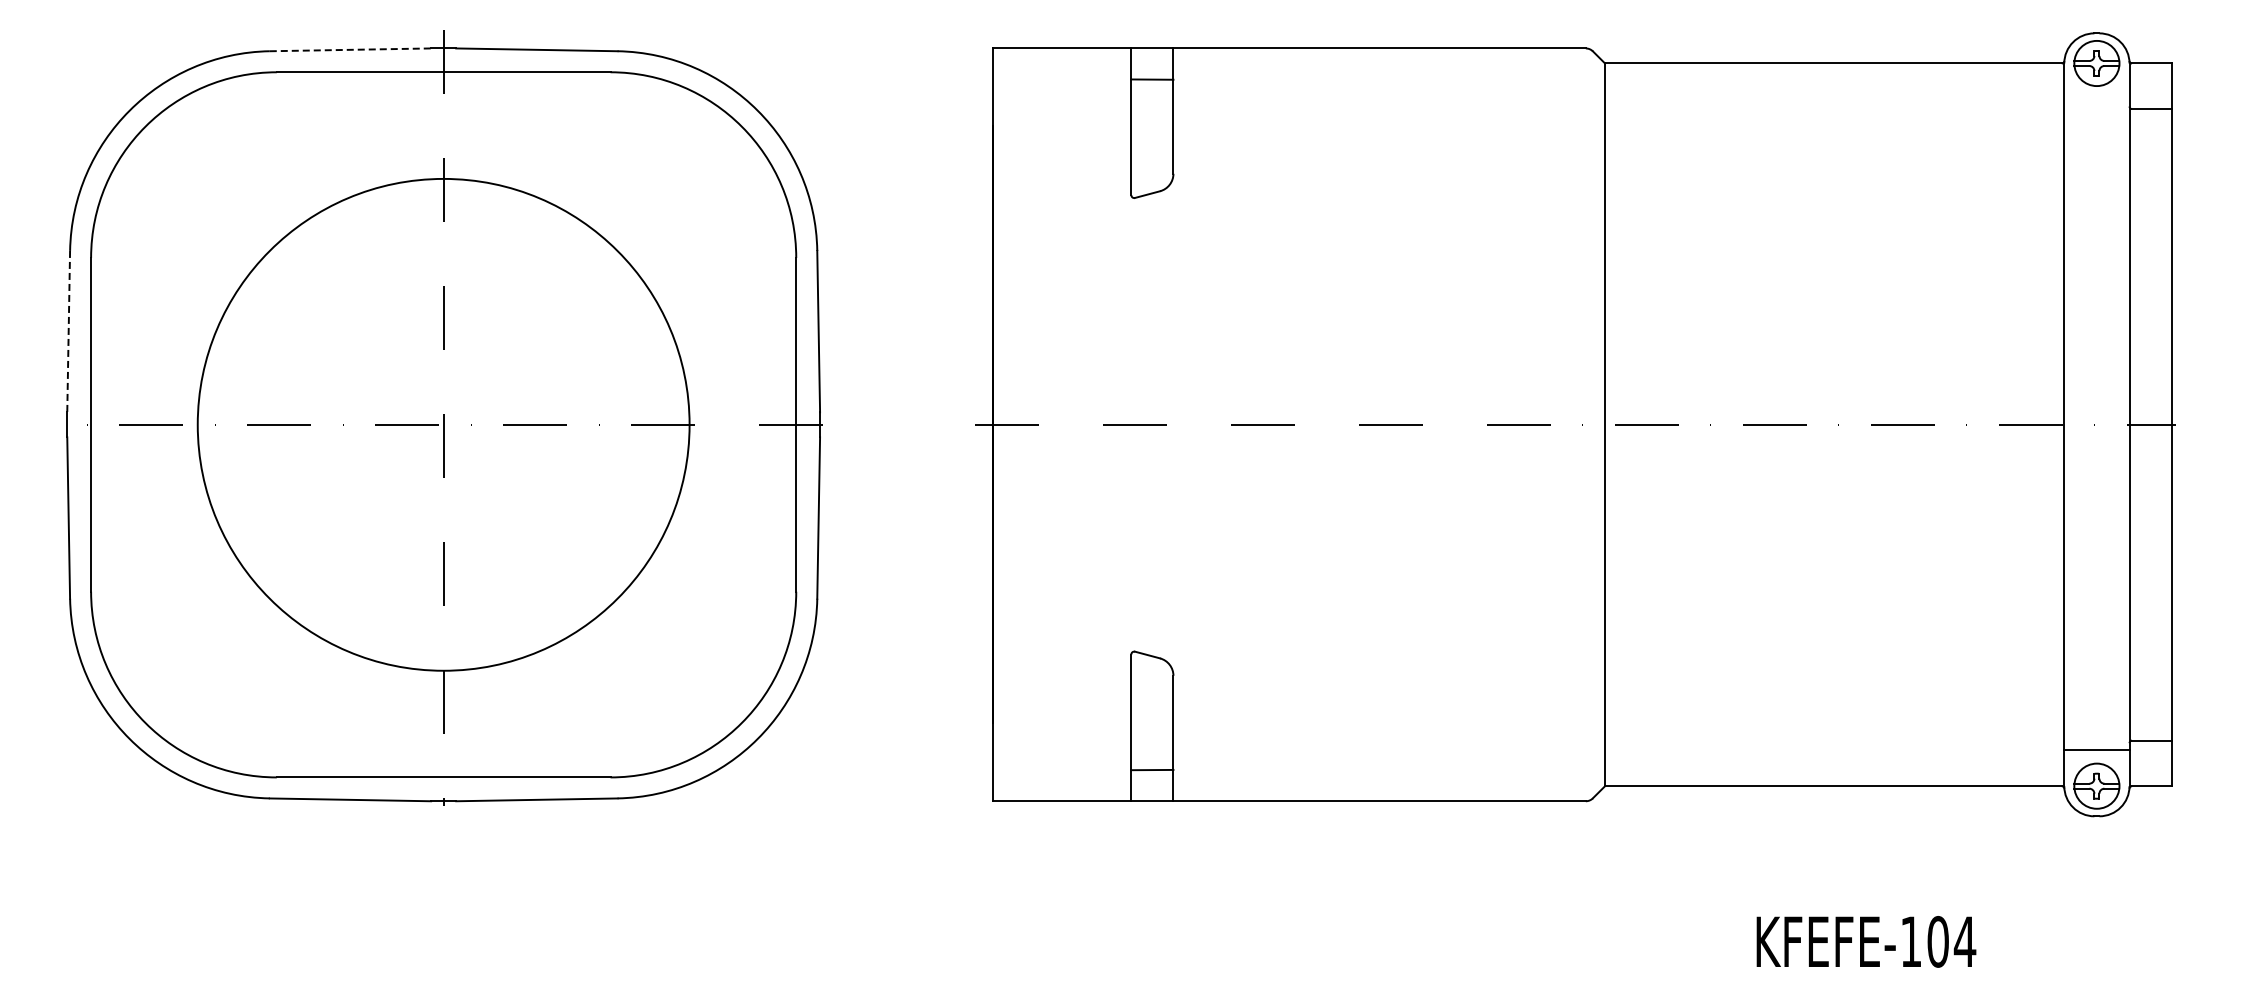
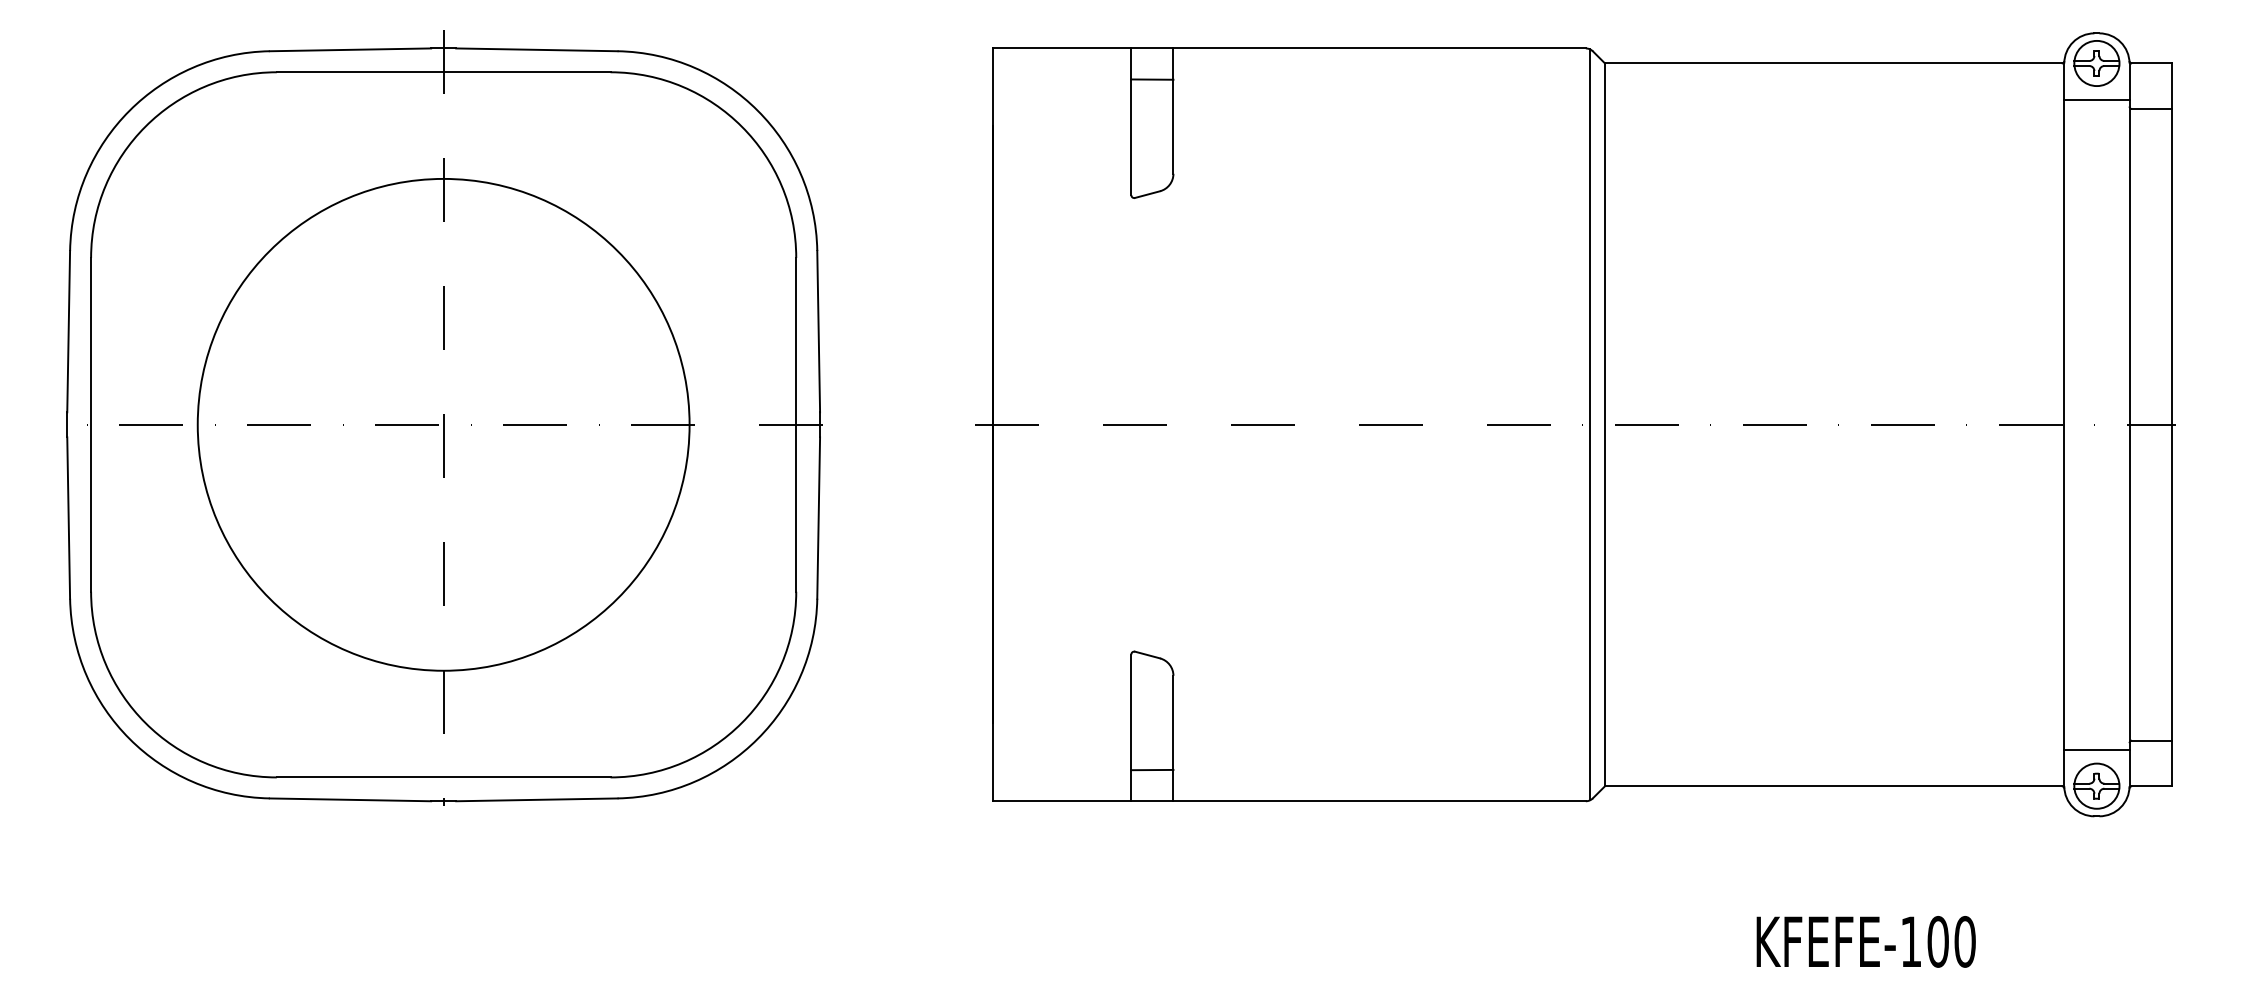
line: dashed -> solid (350, 49)
line: none -> present (2096, 99)
line: dashed -> solid (68, 331)
line: none -> present (1590, 424)
text: KFEFE-104 -> KFEFE-100 (1964, 941)
